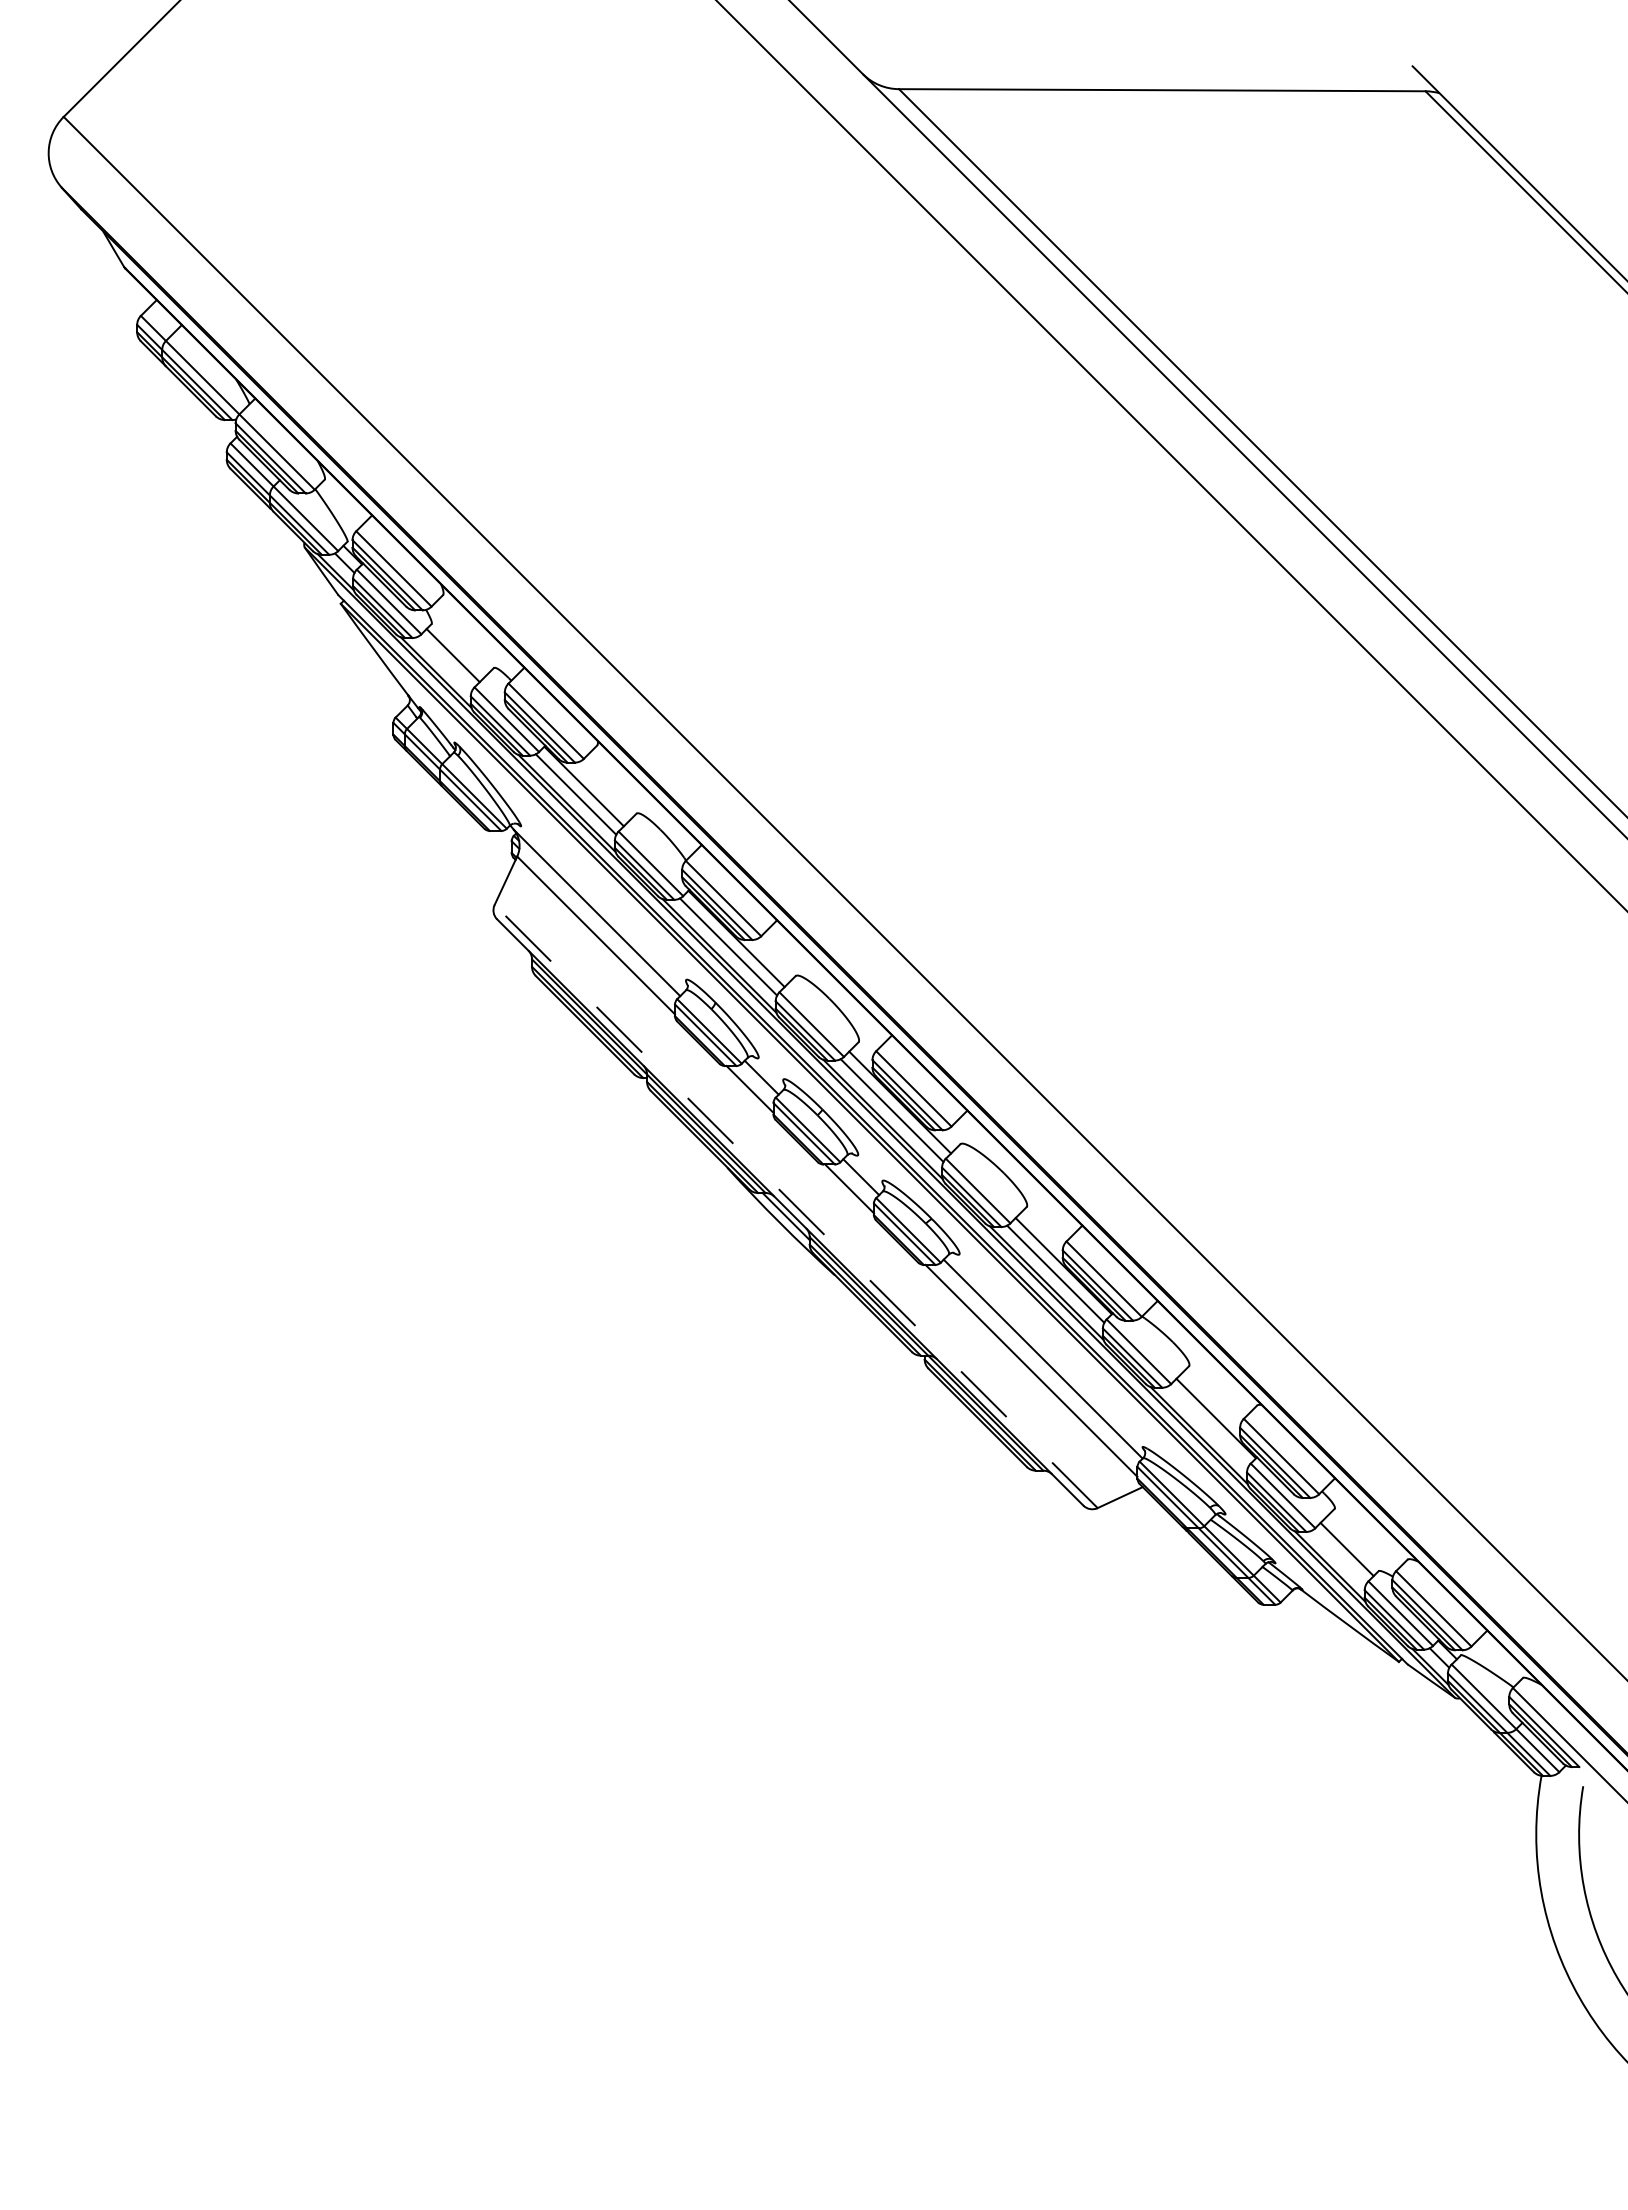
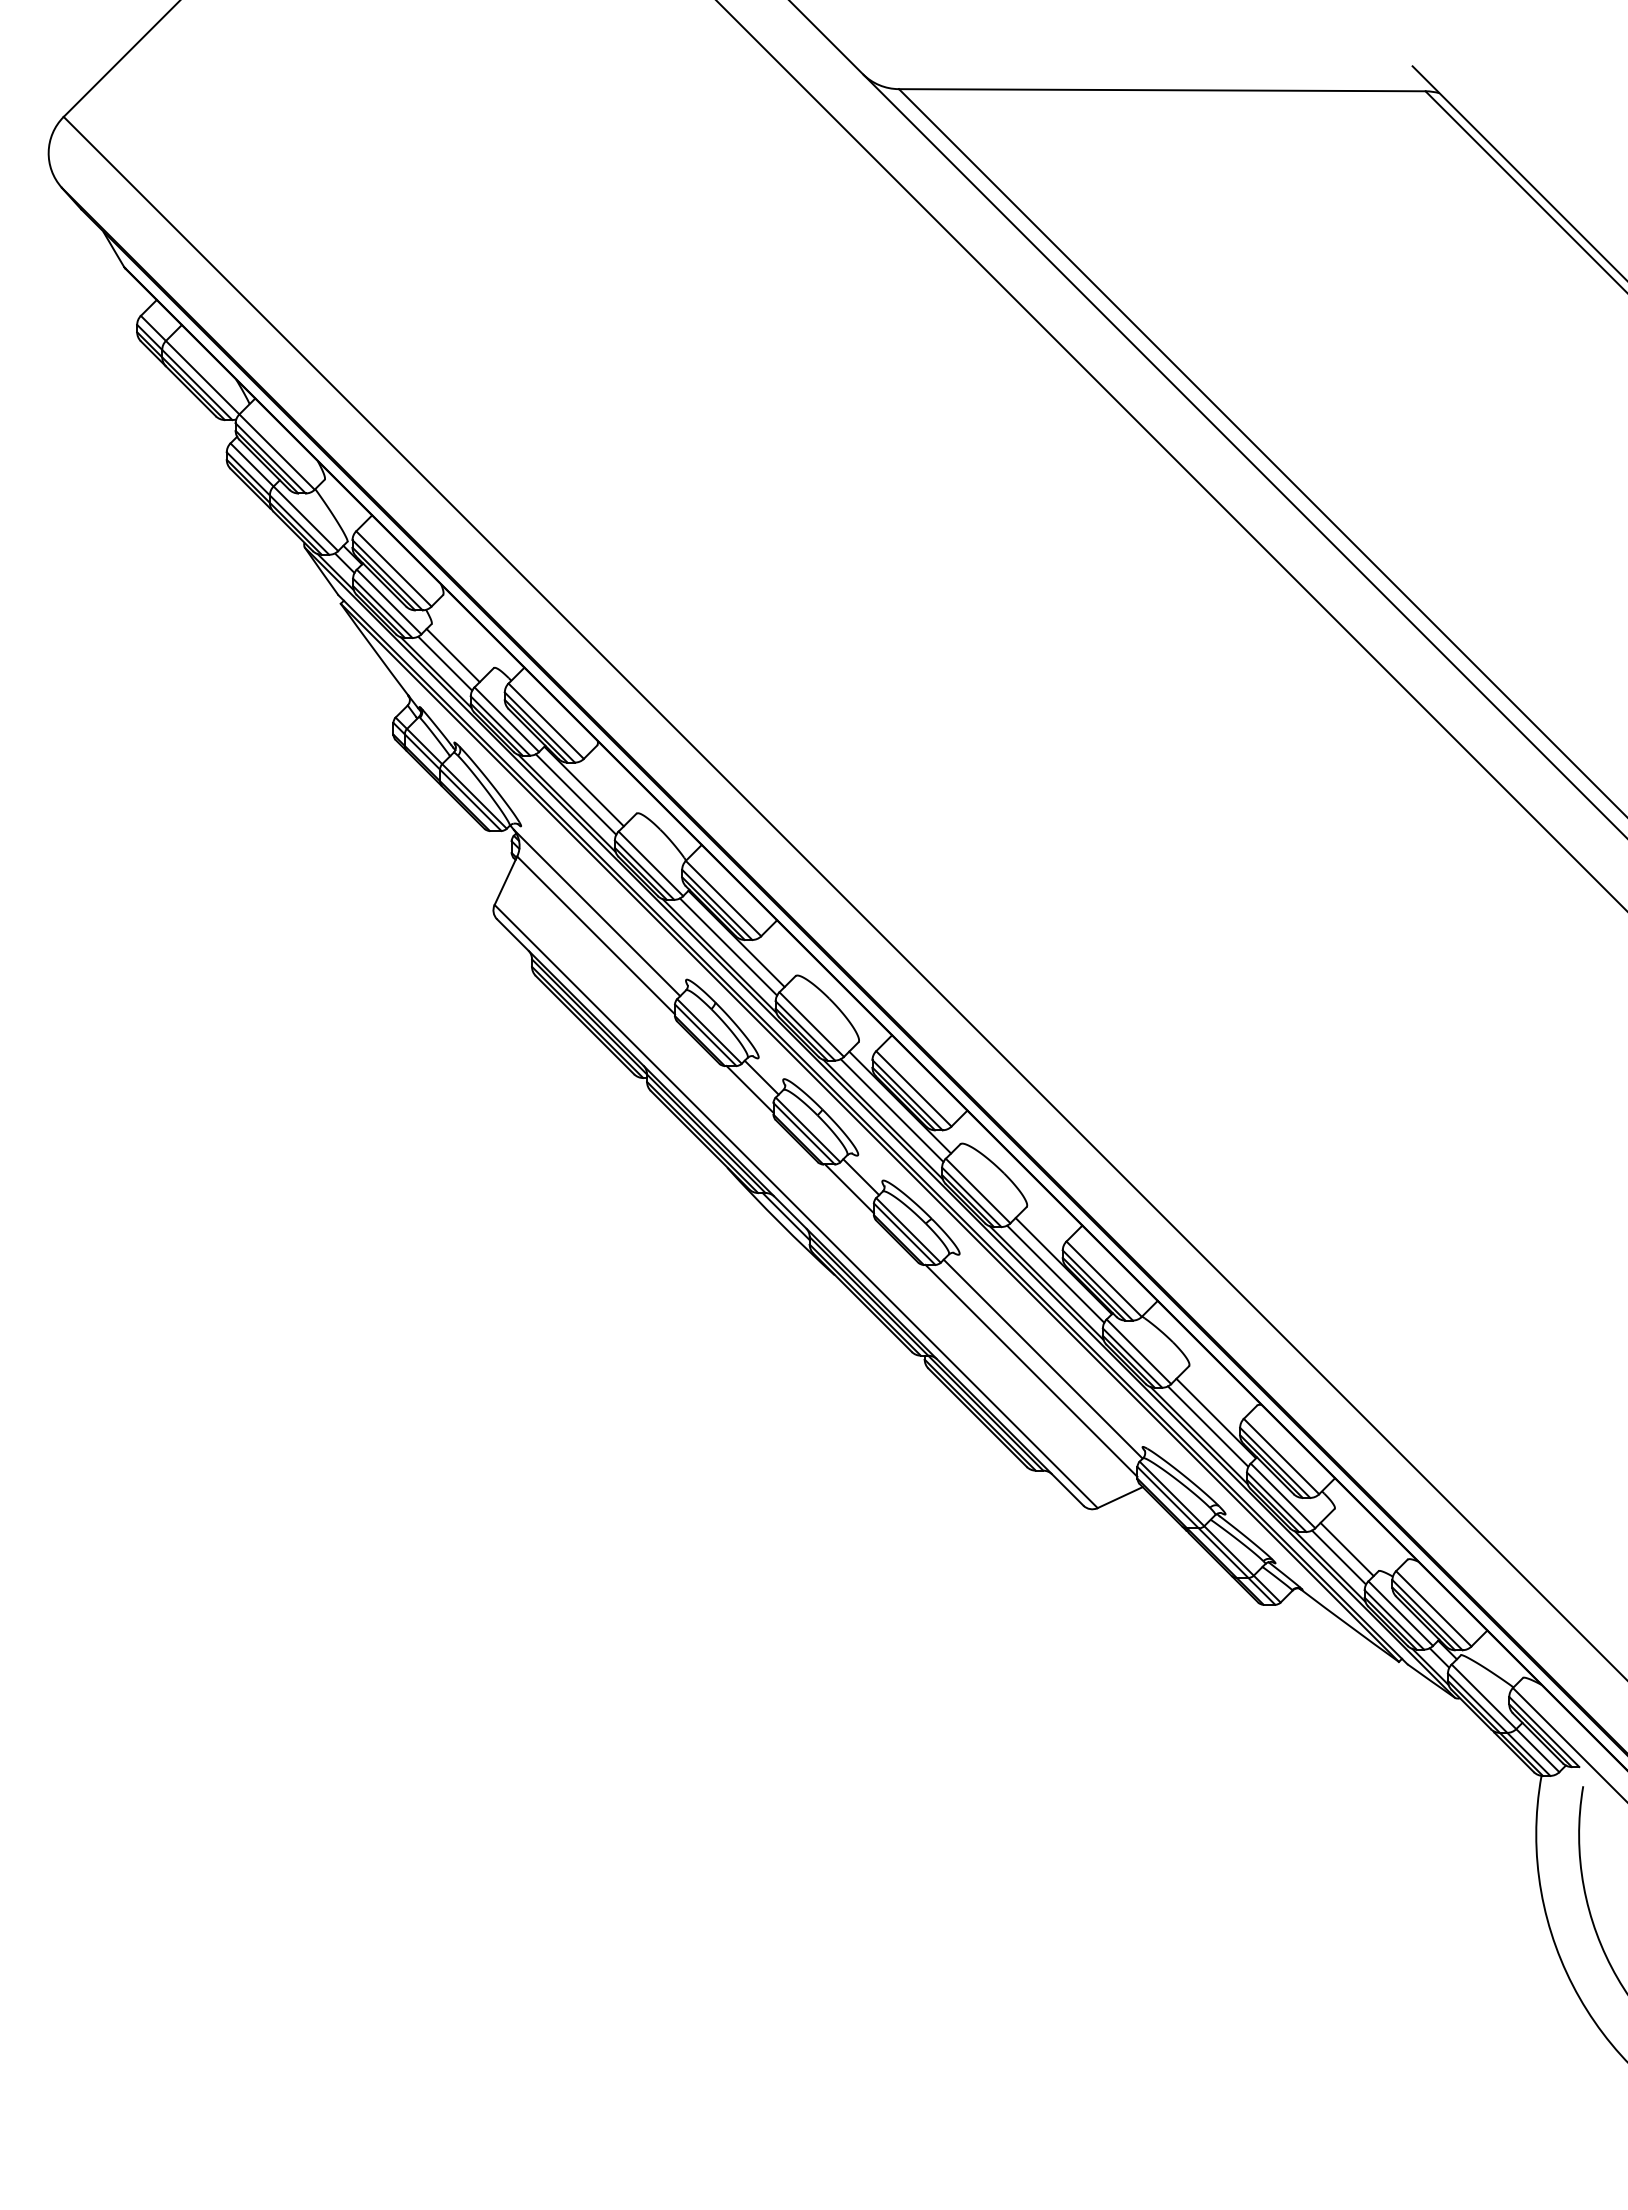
line: none -> present (445, 663)
line: dashed -> solid (795, 1206)
line: none -> present (1207, 1426)
line: none -> present (1338, 1557)
